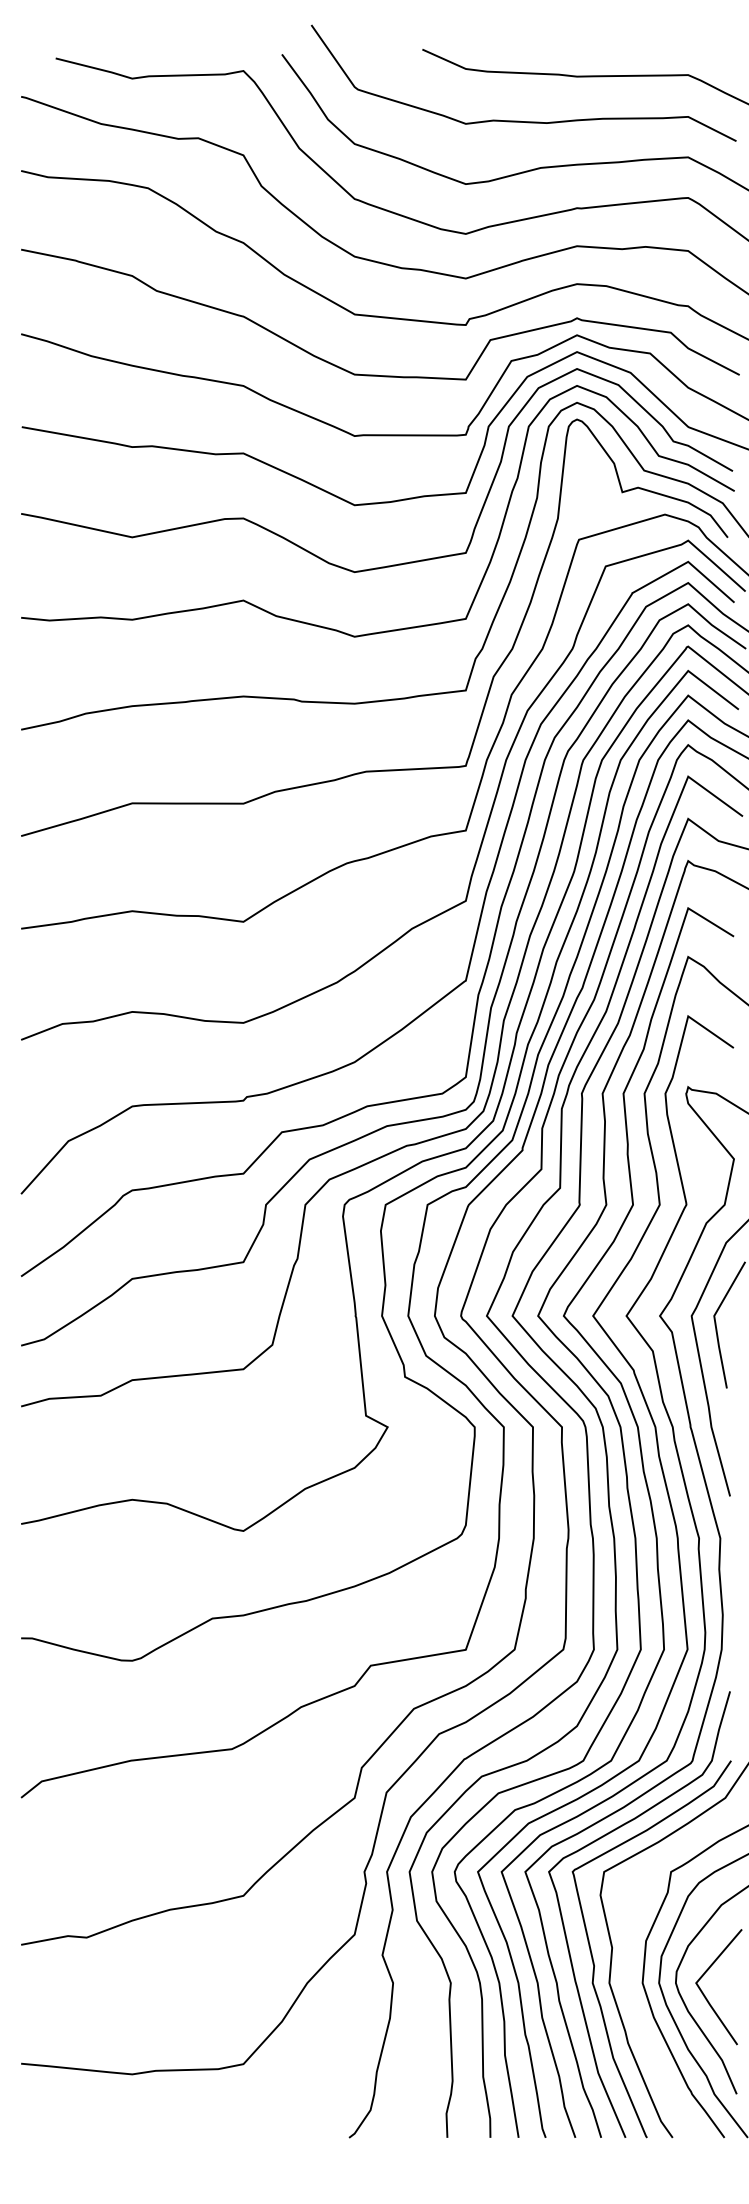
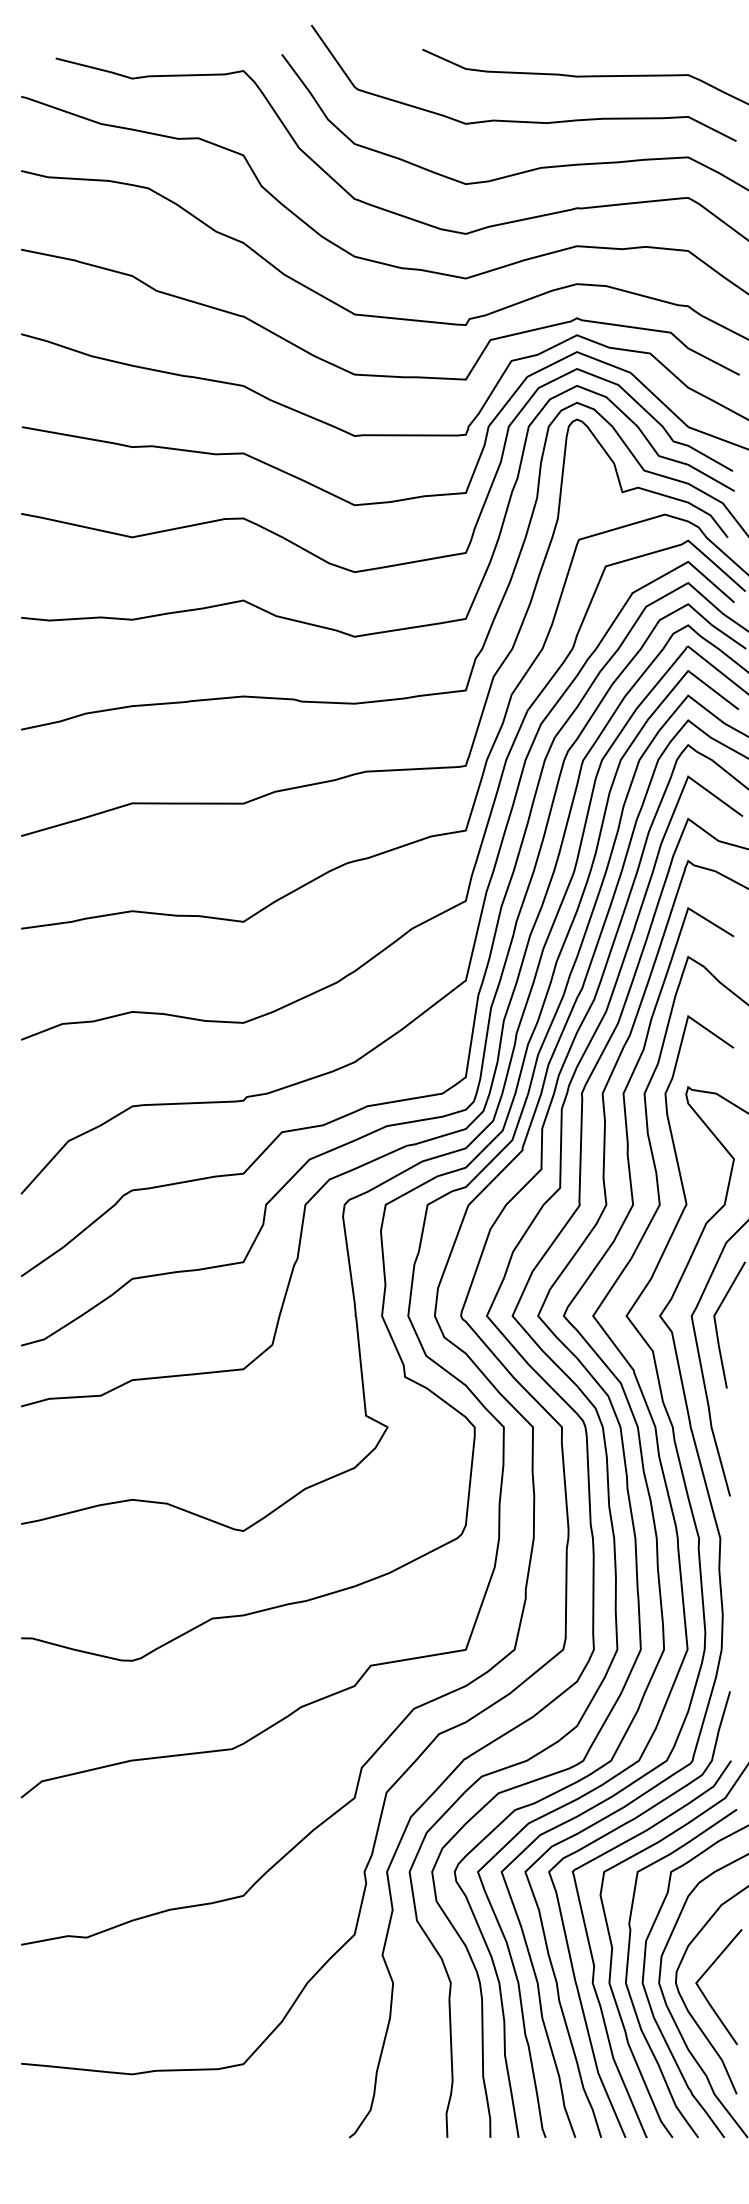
curve: none -> present (628, 1967)
